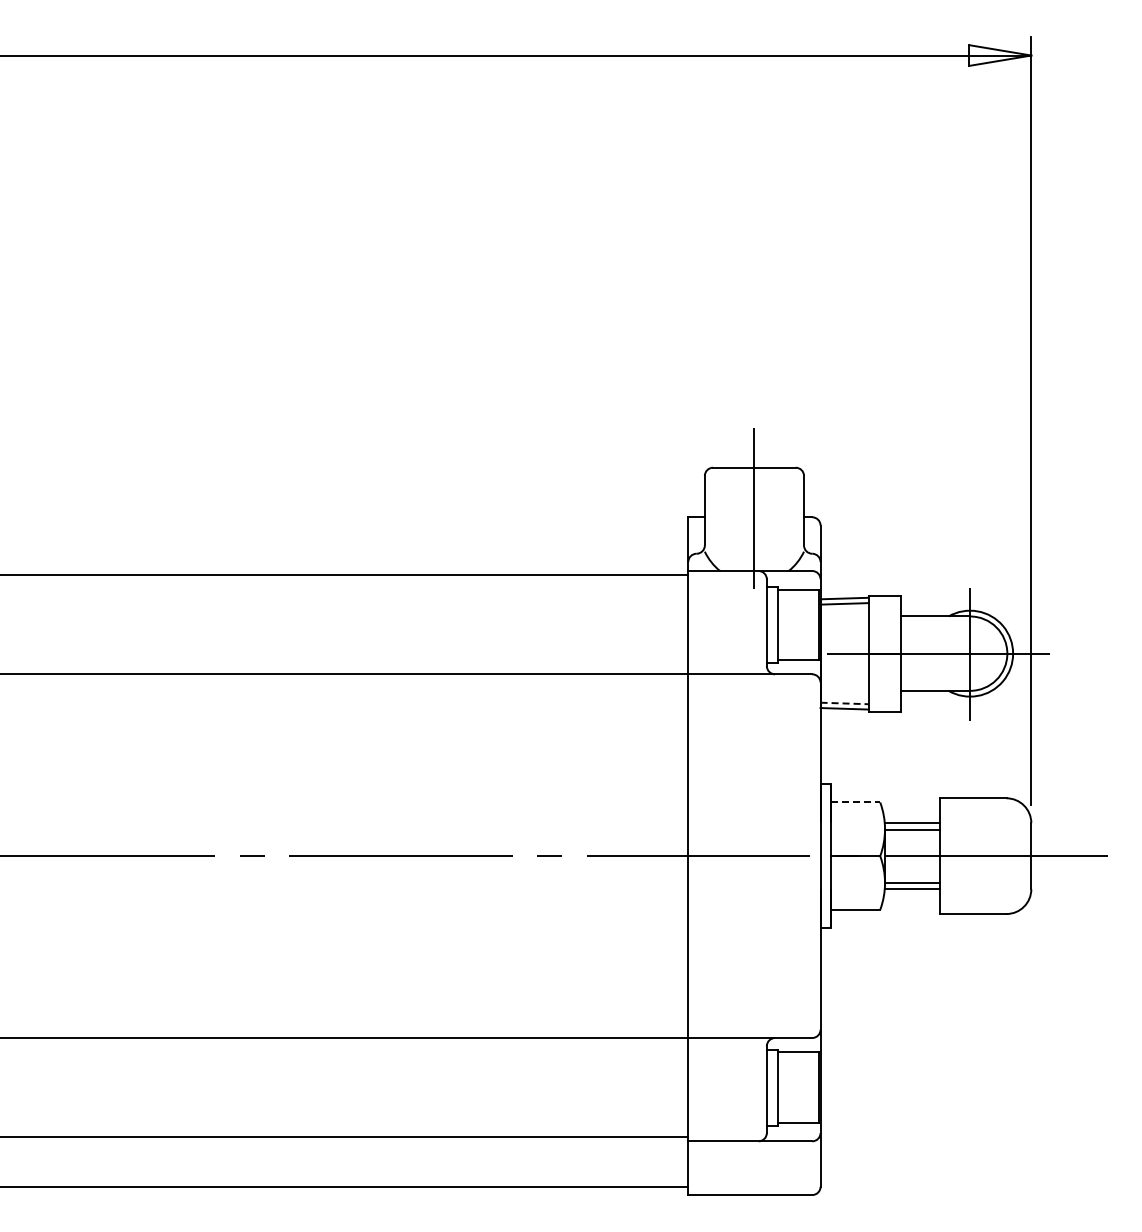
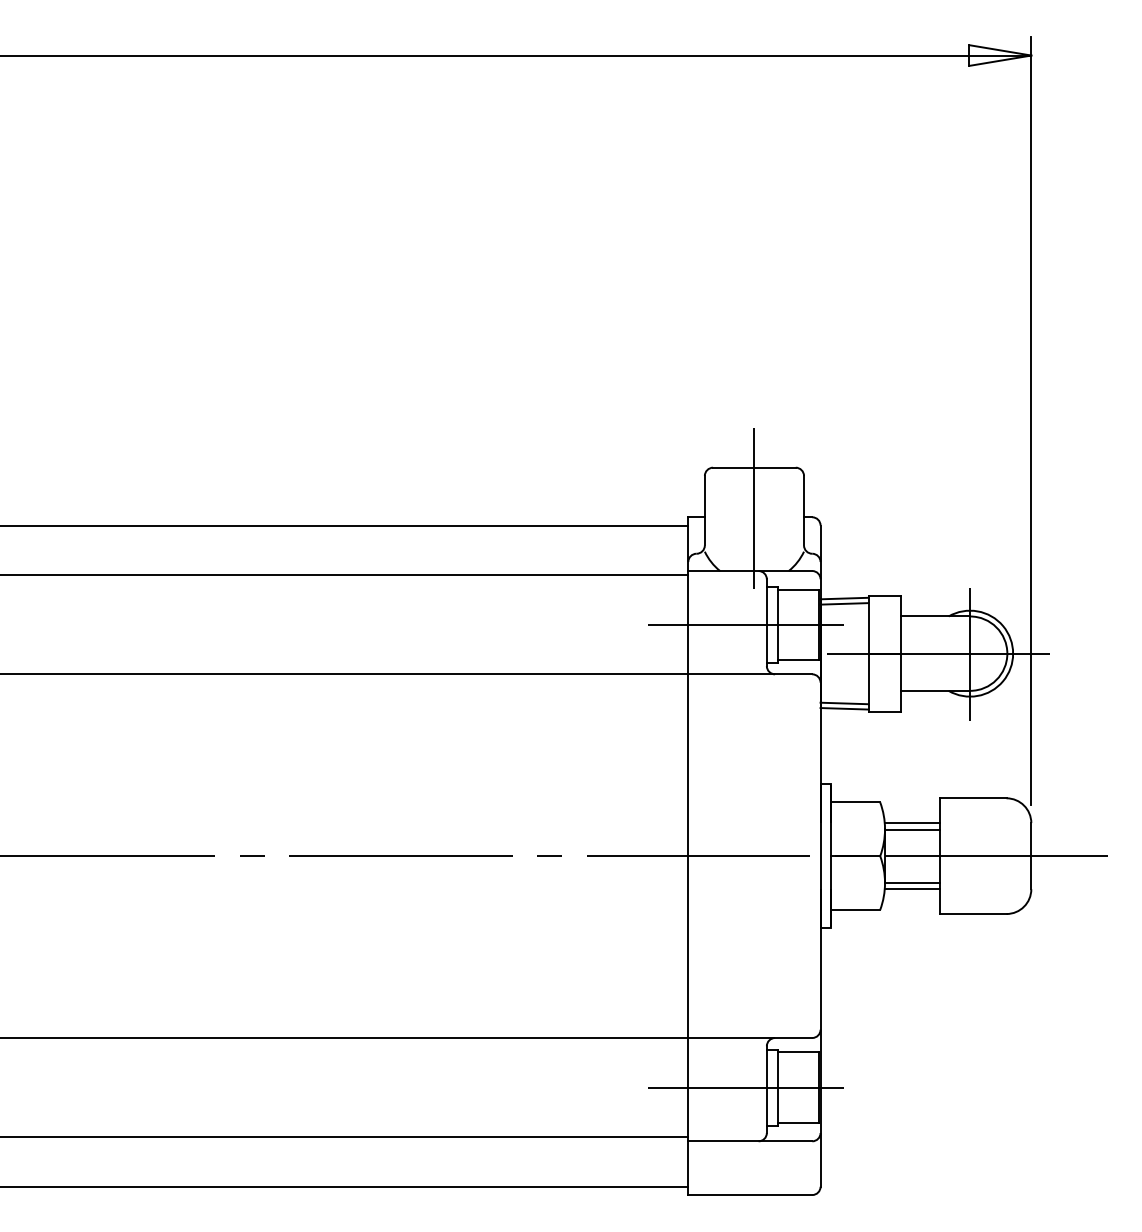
line: none -> present (345, 525)
line: none -> present (745, 624)
line: dashed -> solid (844, 703)
line: dashed -> solid (856, 802)
line: none -> present (745, 1087)
